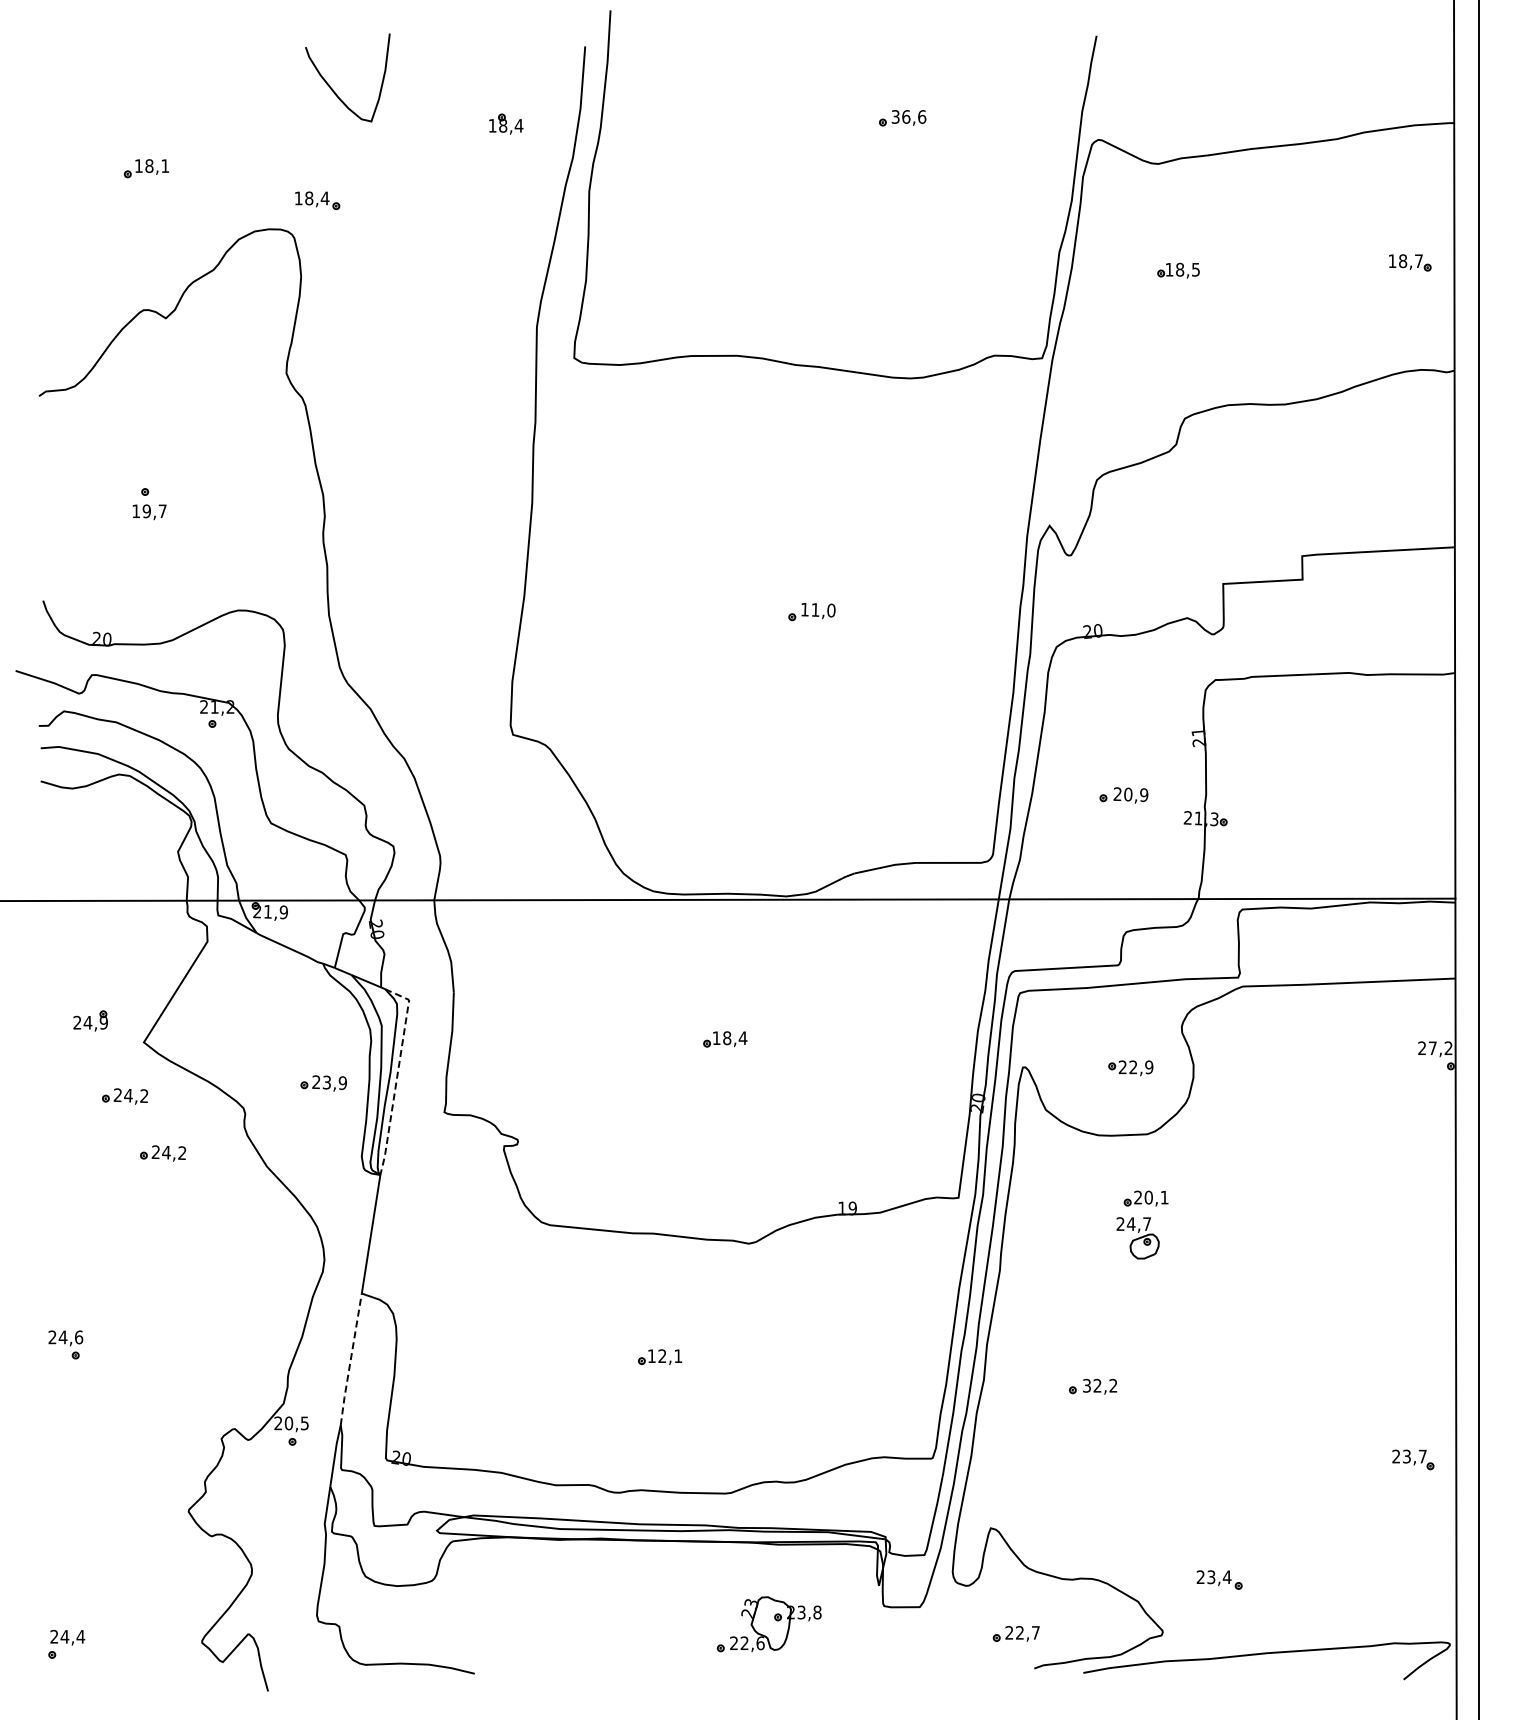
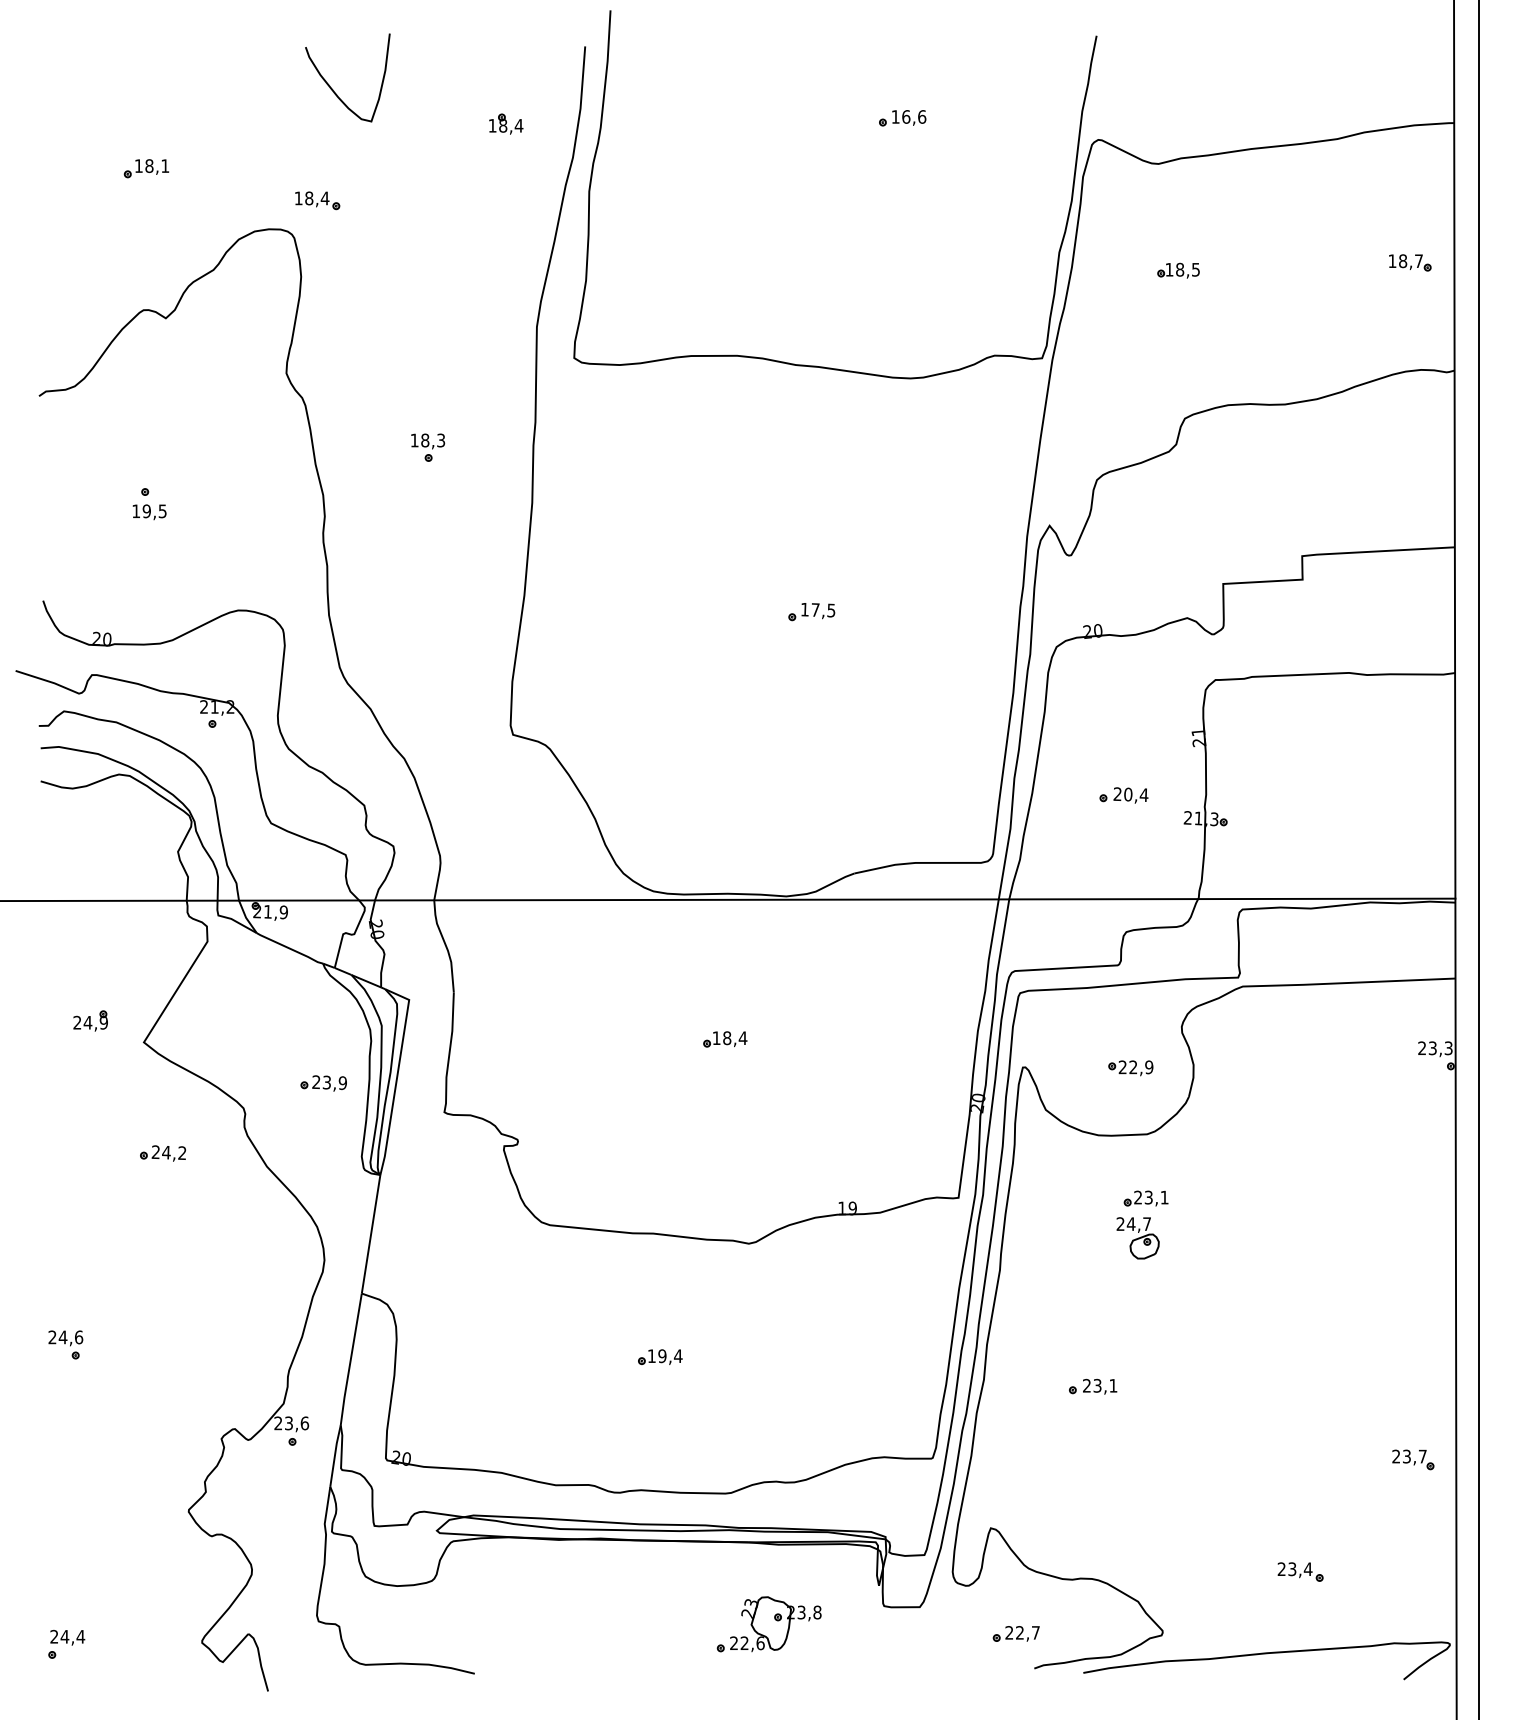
text: 36,6 -> 16,6 (895, 116)
part: none -> present (428, 447)
text: 19,7 -> 19,5 (162, 511)
text: 11,0 -> 17,5 (823, 610)
text: 20,9 -> 20,4 (1143, 794)
text: 27,2 -> 23,3 (1440, 1048)
line: dashed -> solid (397, 1074)
part: present -> none (124, 1096)
text: 20,1 -> 23,1 (1148, 1197)
text: 12,1 -> 19,4 (670, 1356)
line: dashed -> solid (350, 1359)
text: 32,2 -> 23,1 (1100, 1385)
text: 20,5 -> 23,6 (296, 1423)
part position: (1219, 1579) -> (1300, 1571) (1300, 1571)
